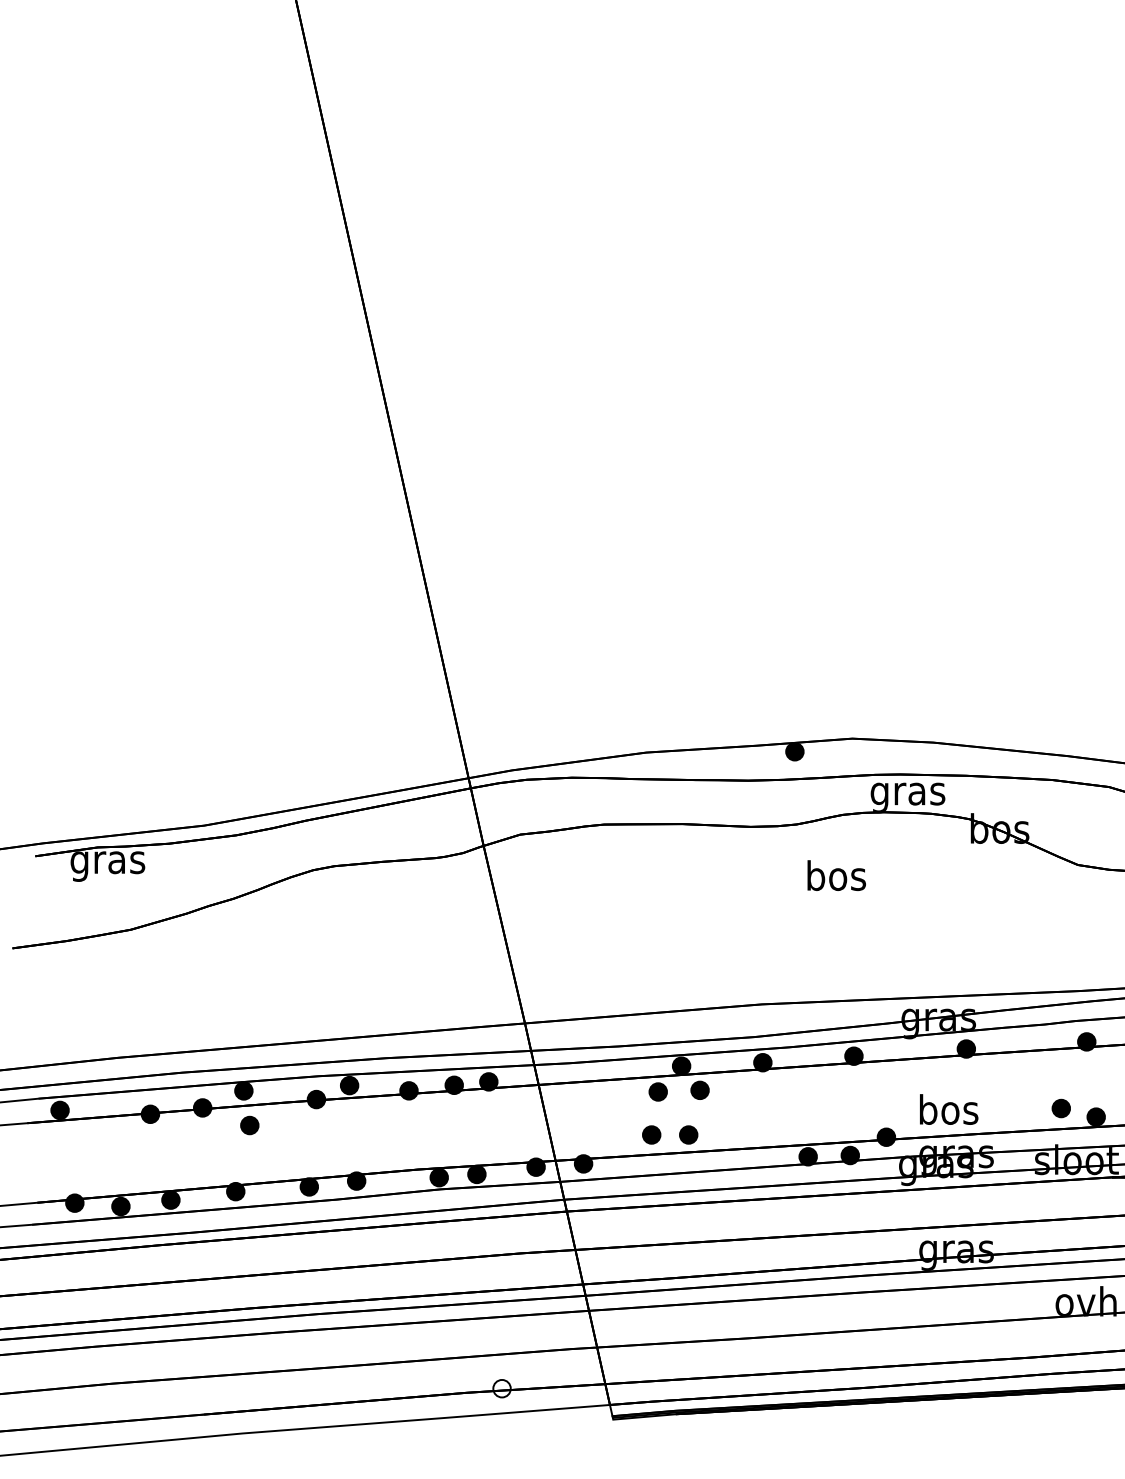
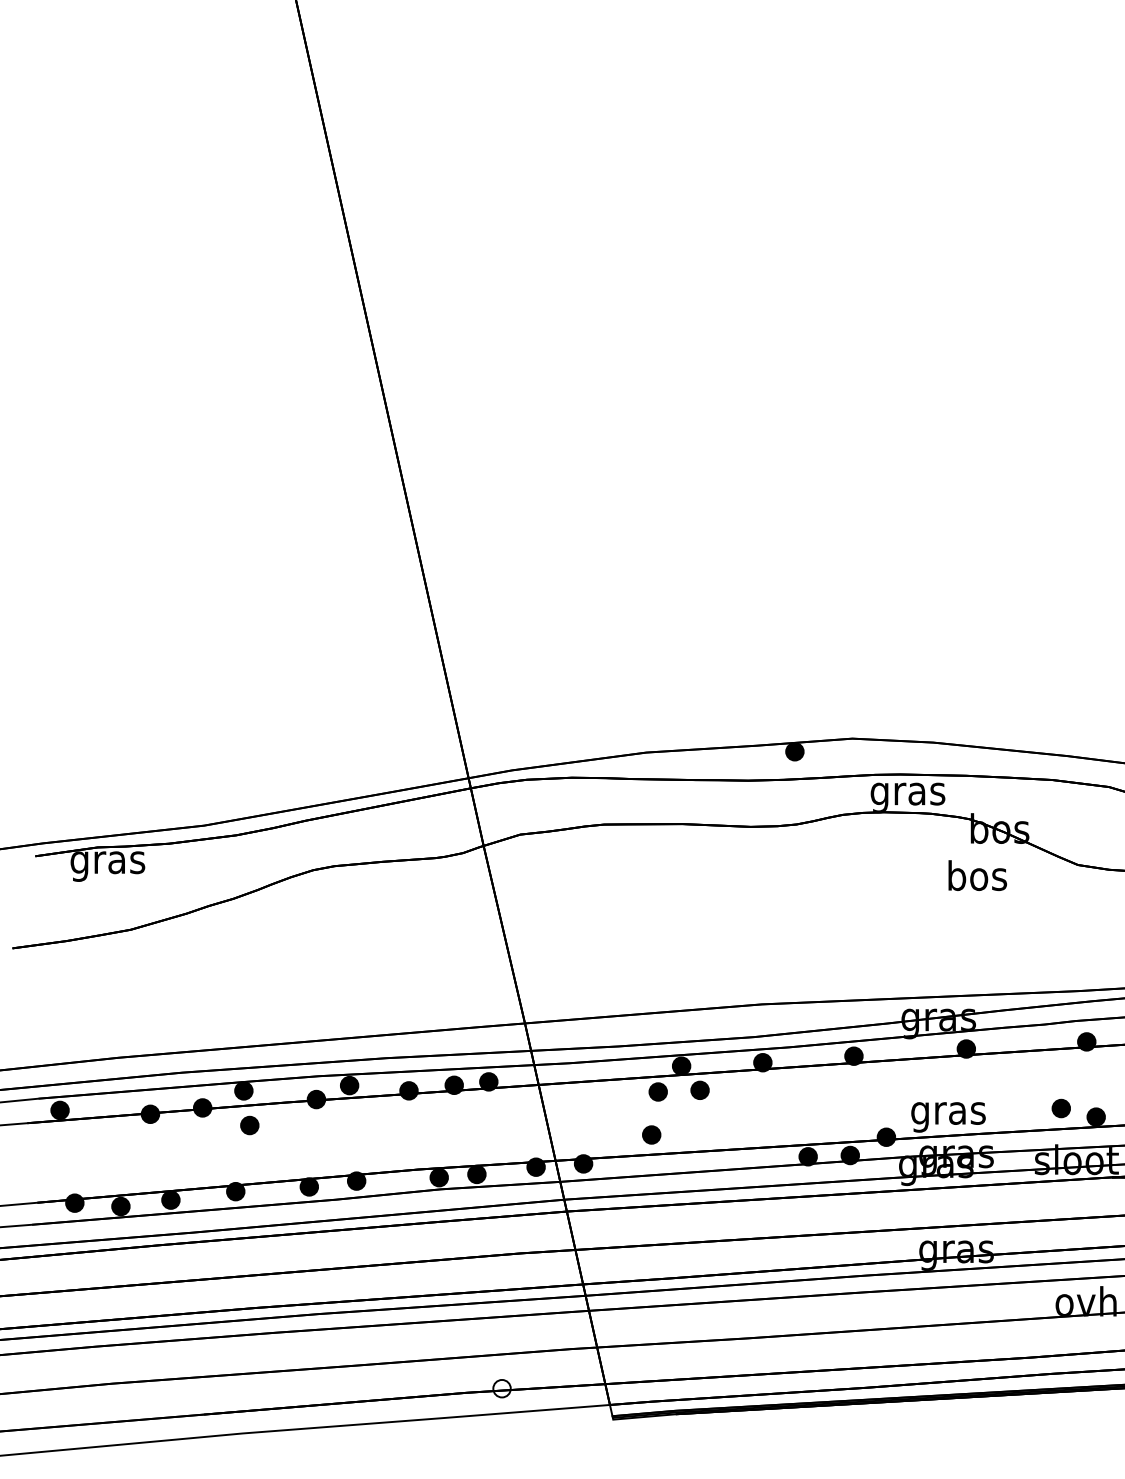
text position: (836, 875) -> (977, 875) (977, 875)
text: bos -> gras (948, 1113)
part: present -> none (688, 1134)
